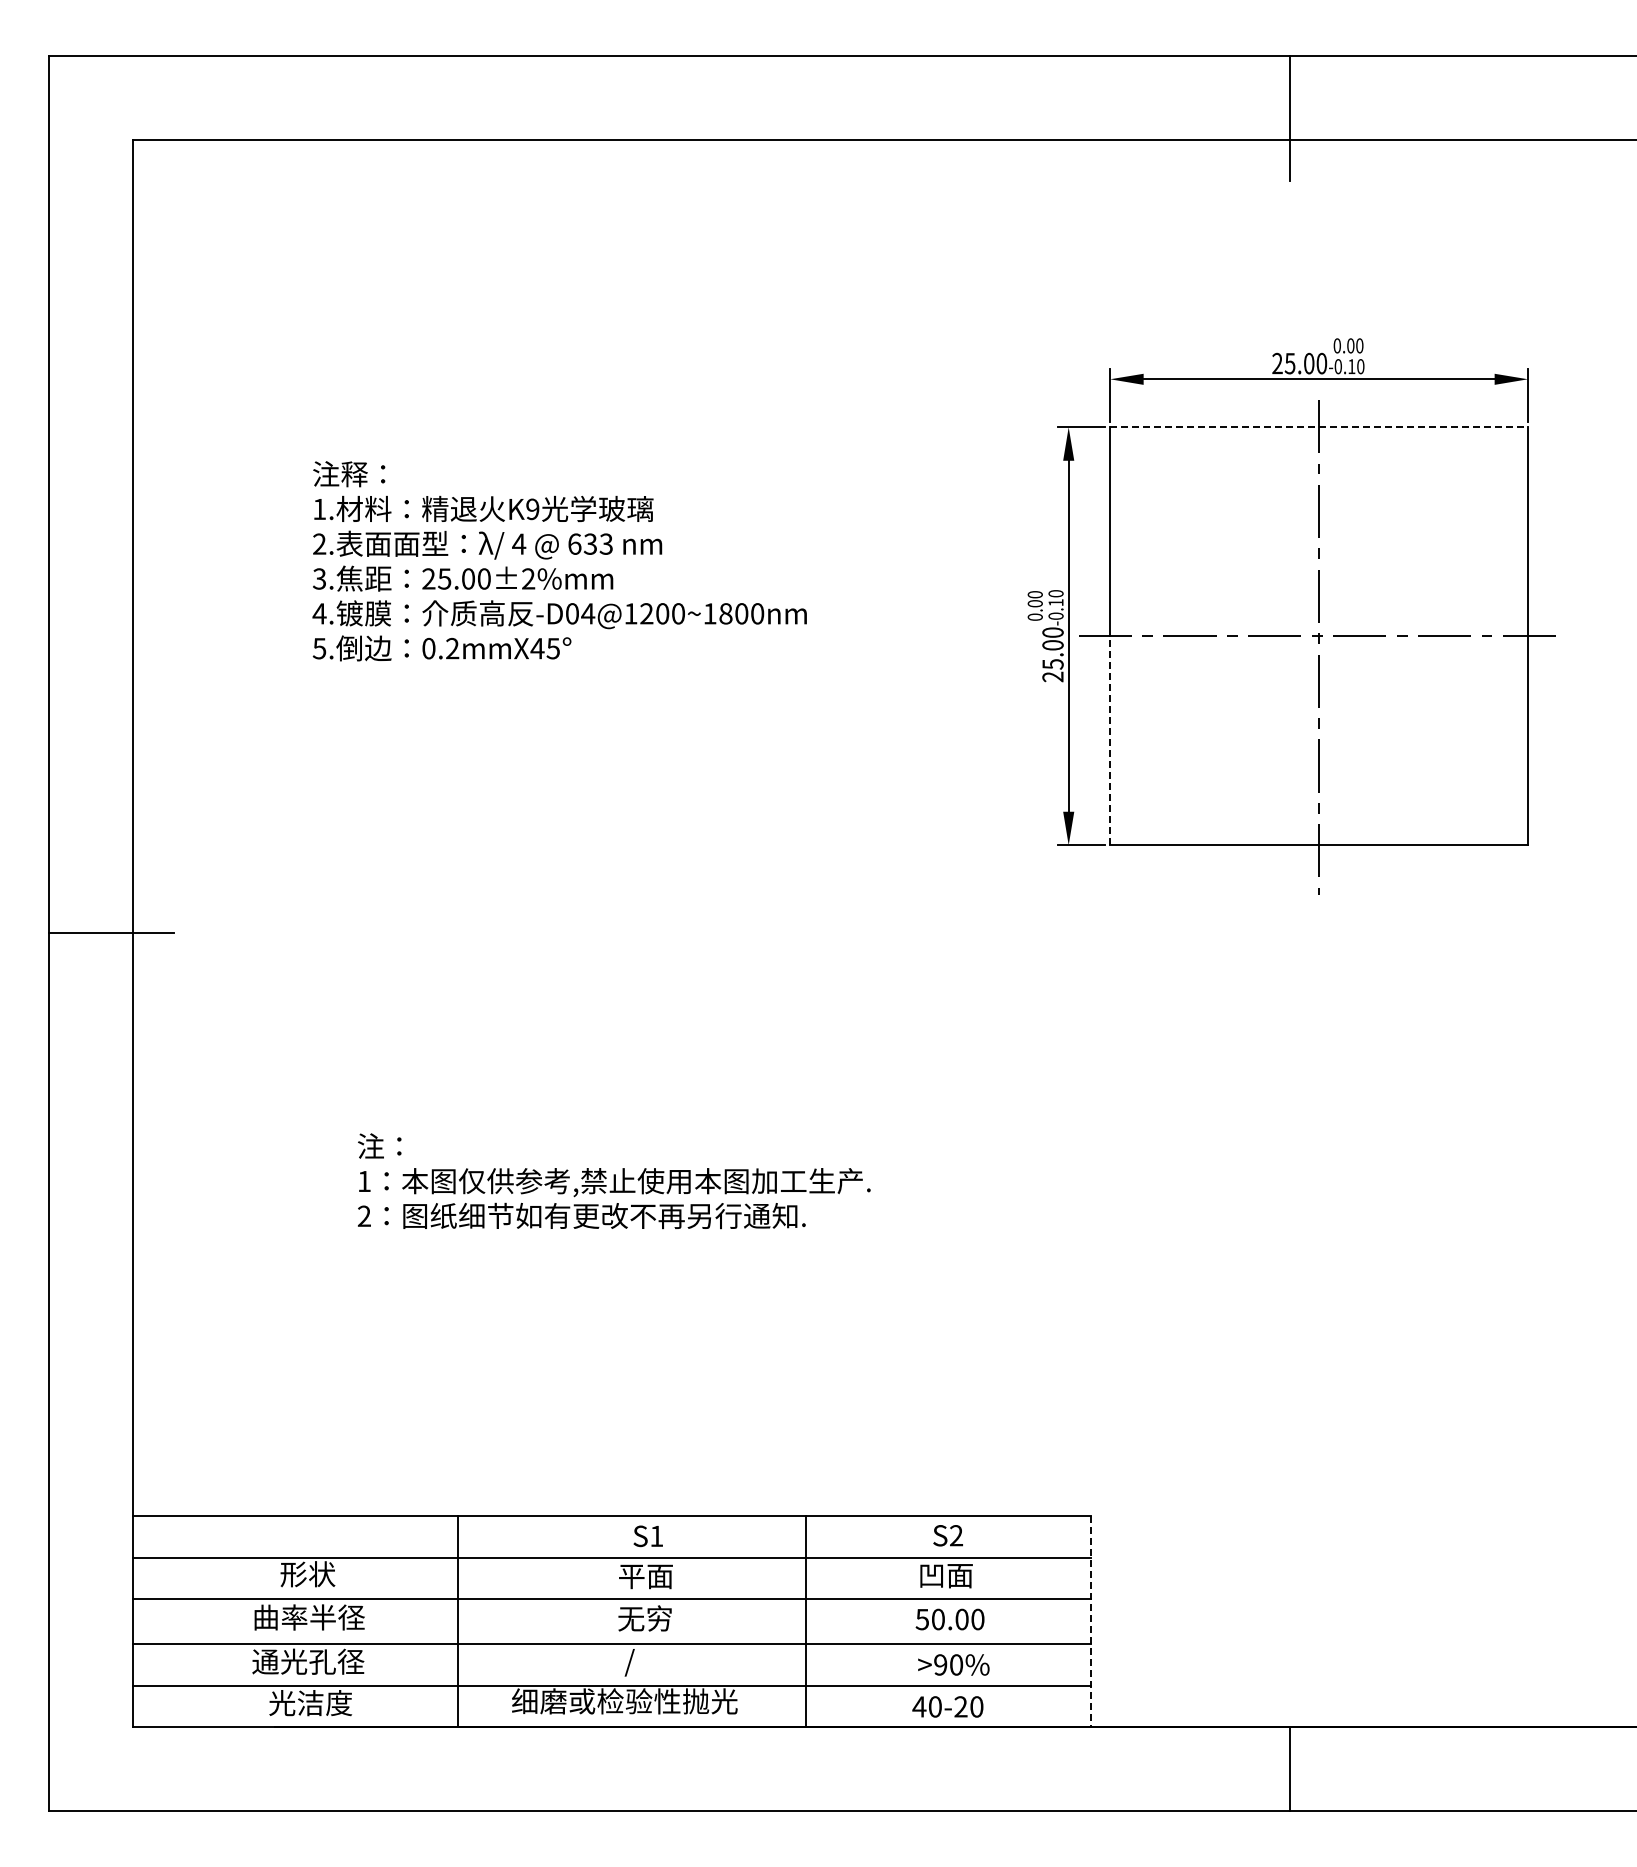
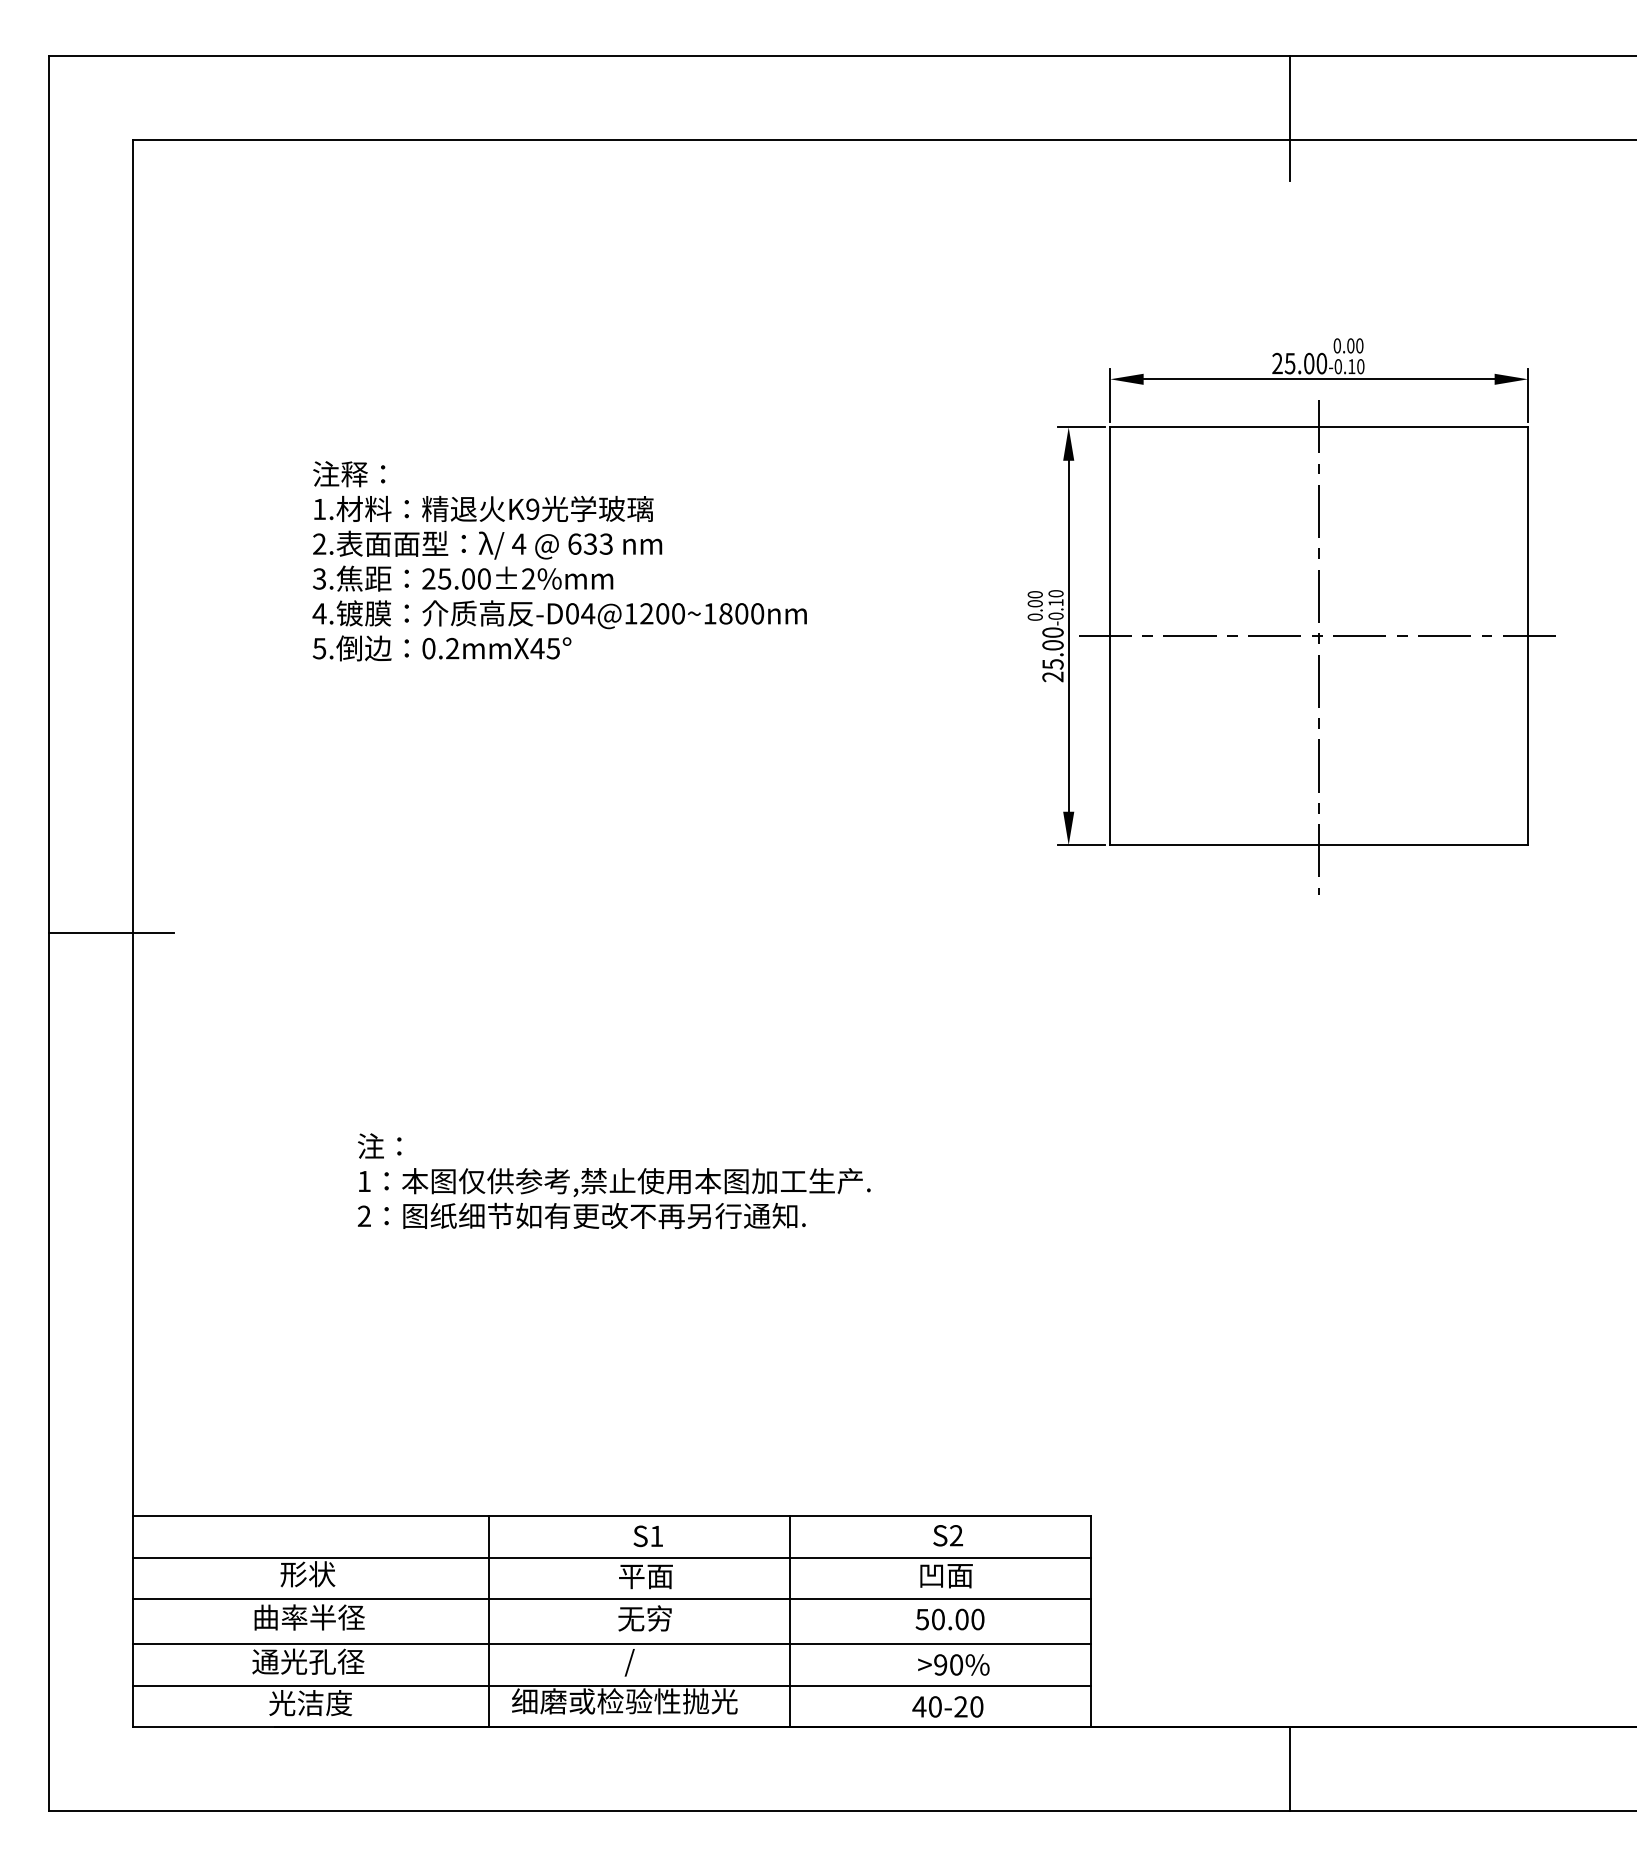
line: dashed -> solid (1319, 427)
line: dashed -> solid (1110, 740)
line position: (457, 1621) -> (488, 1621) (488, 1621)
line position: (805, 1621) -> (789, 1621) (789, 1621)
line: dashed -> solid (1090, 1621)
